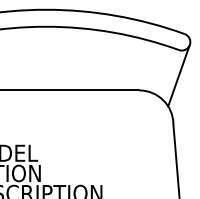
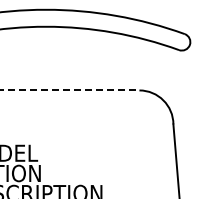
line: present -> none (178, 76)
line: solid -> dashed (70, 90)
